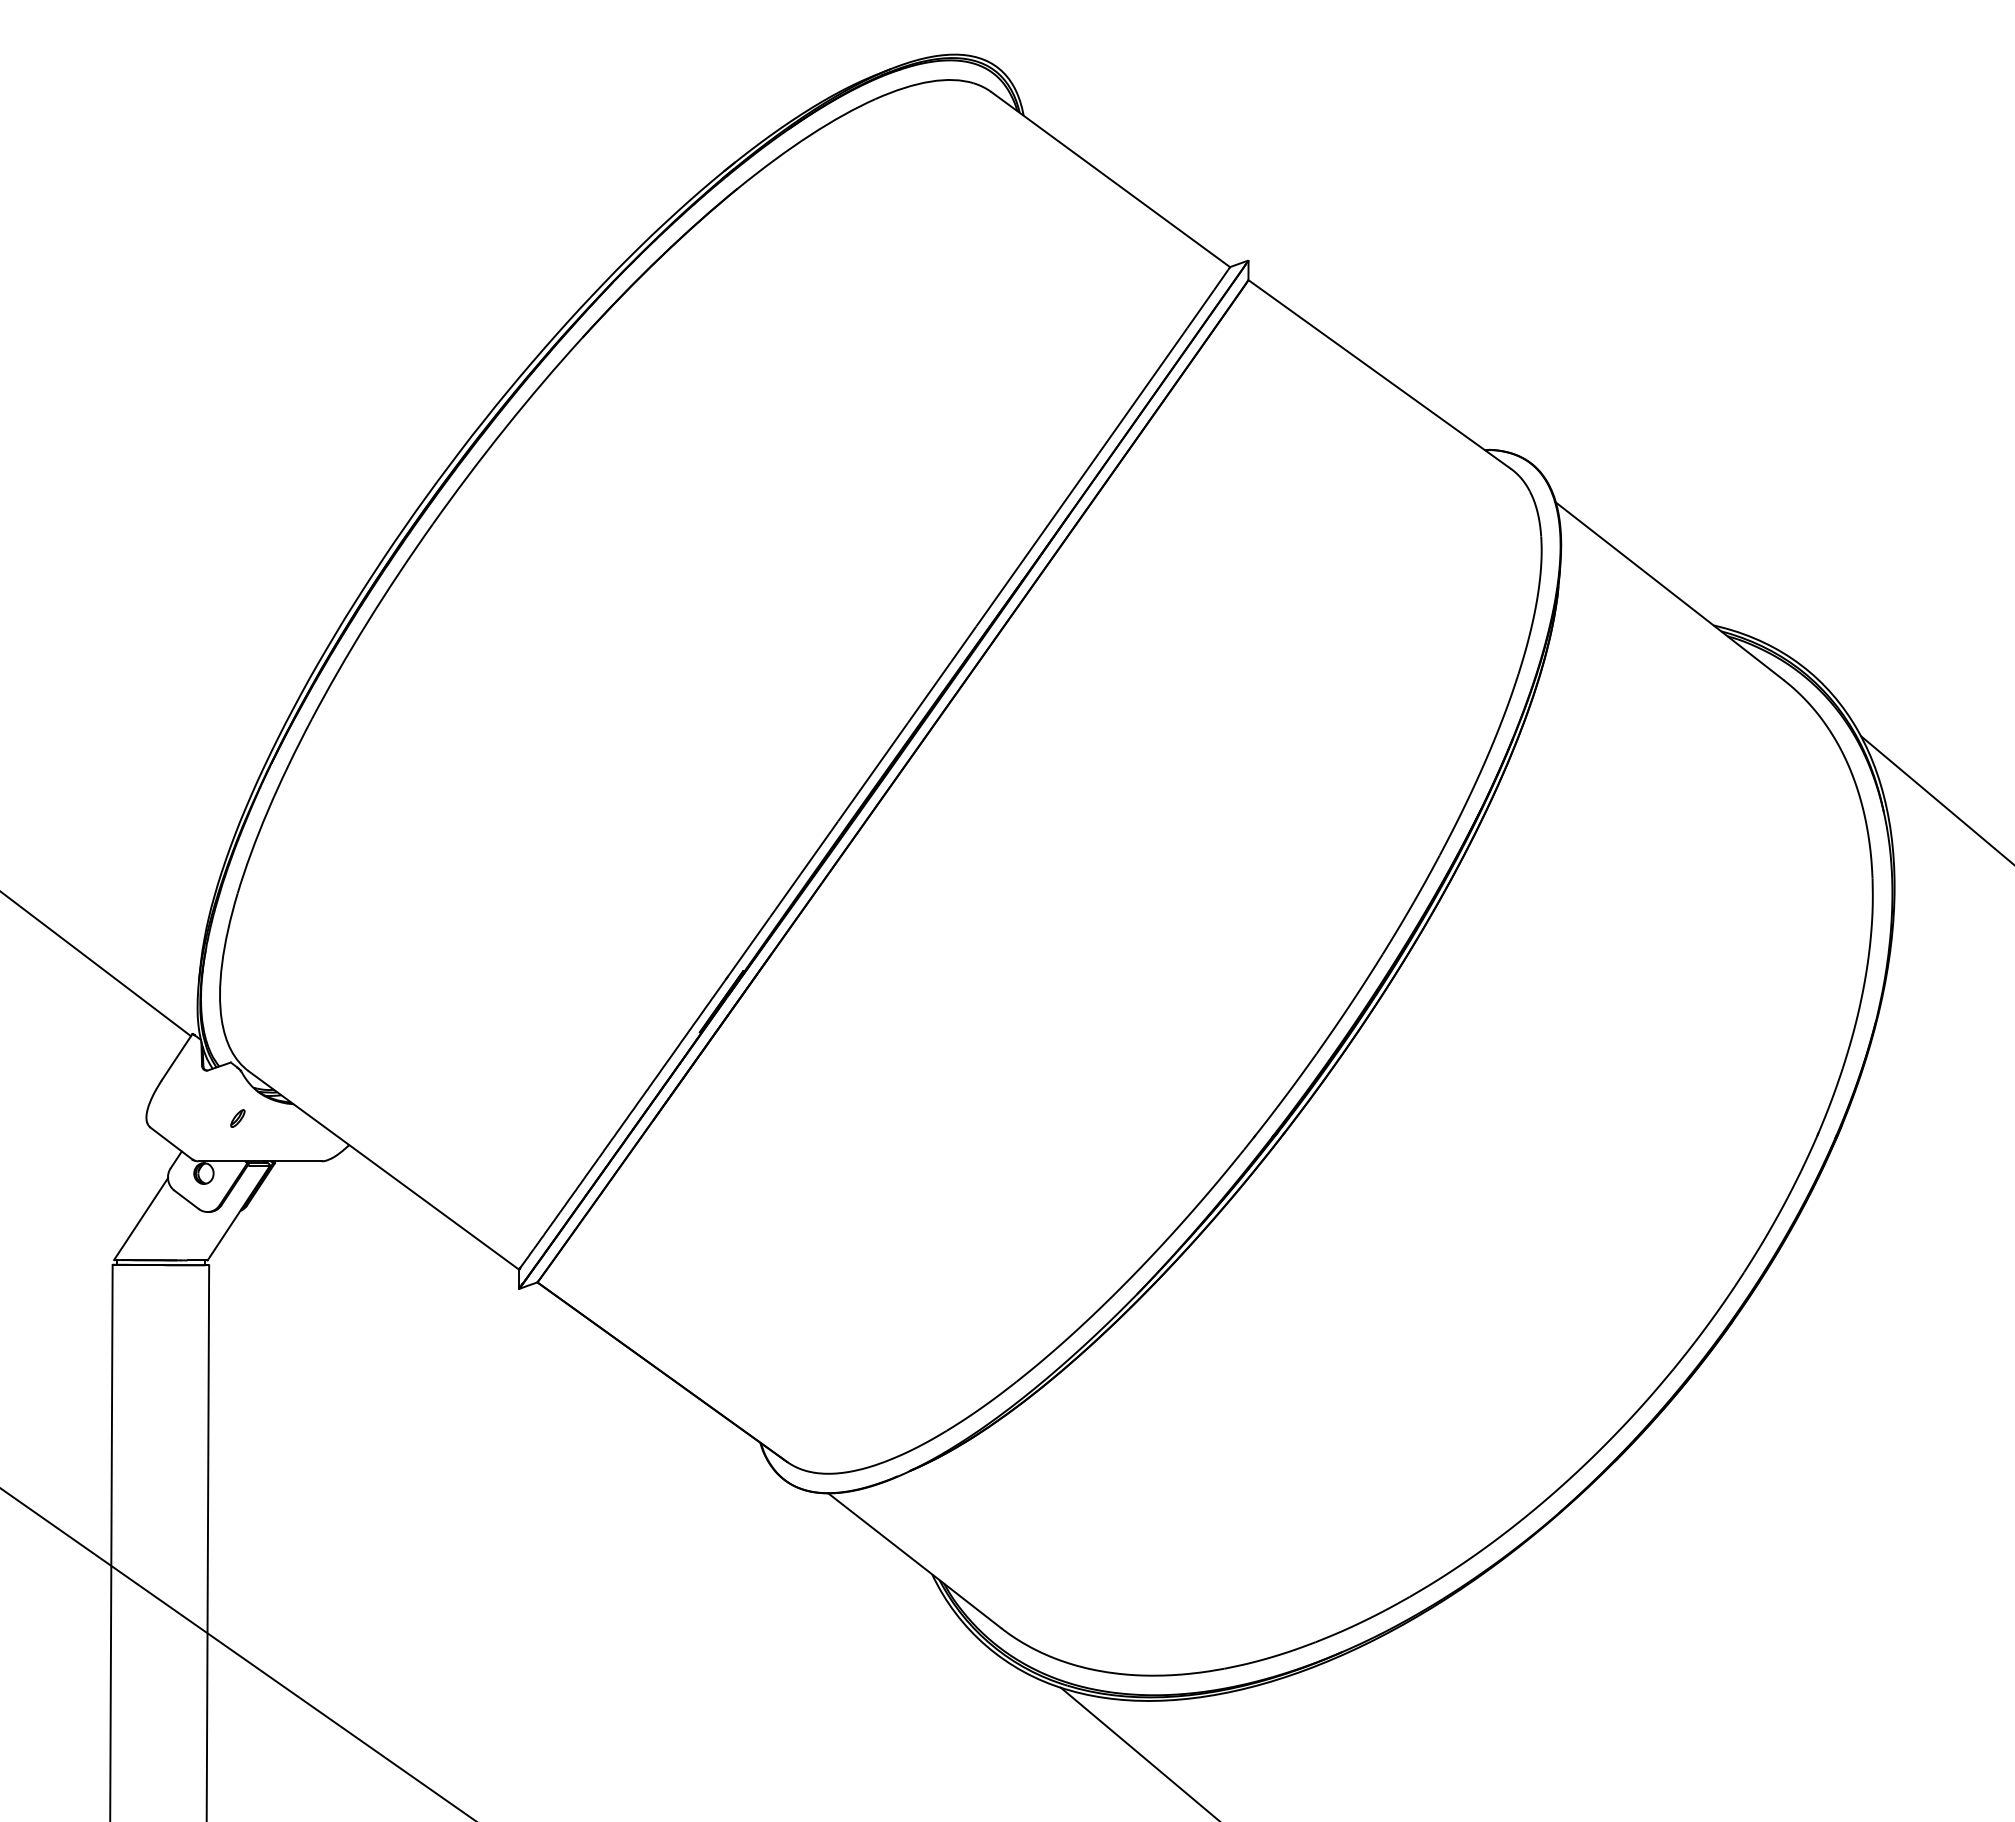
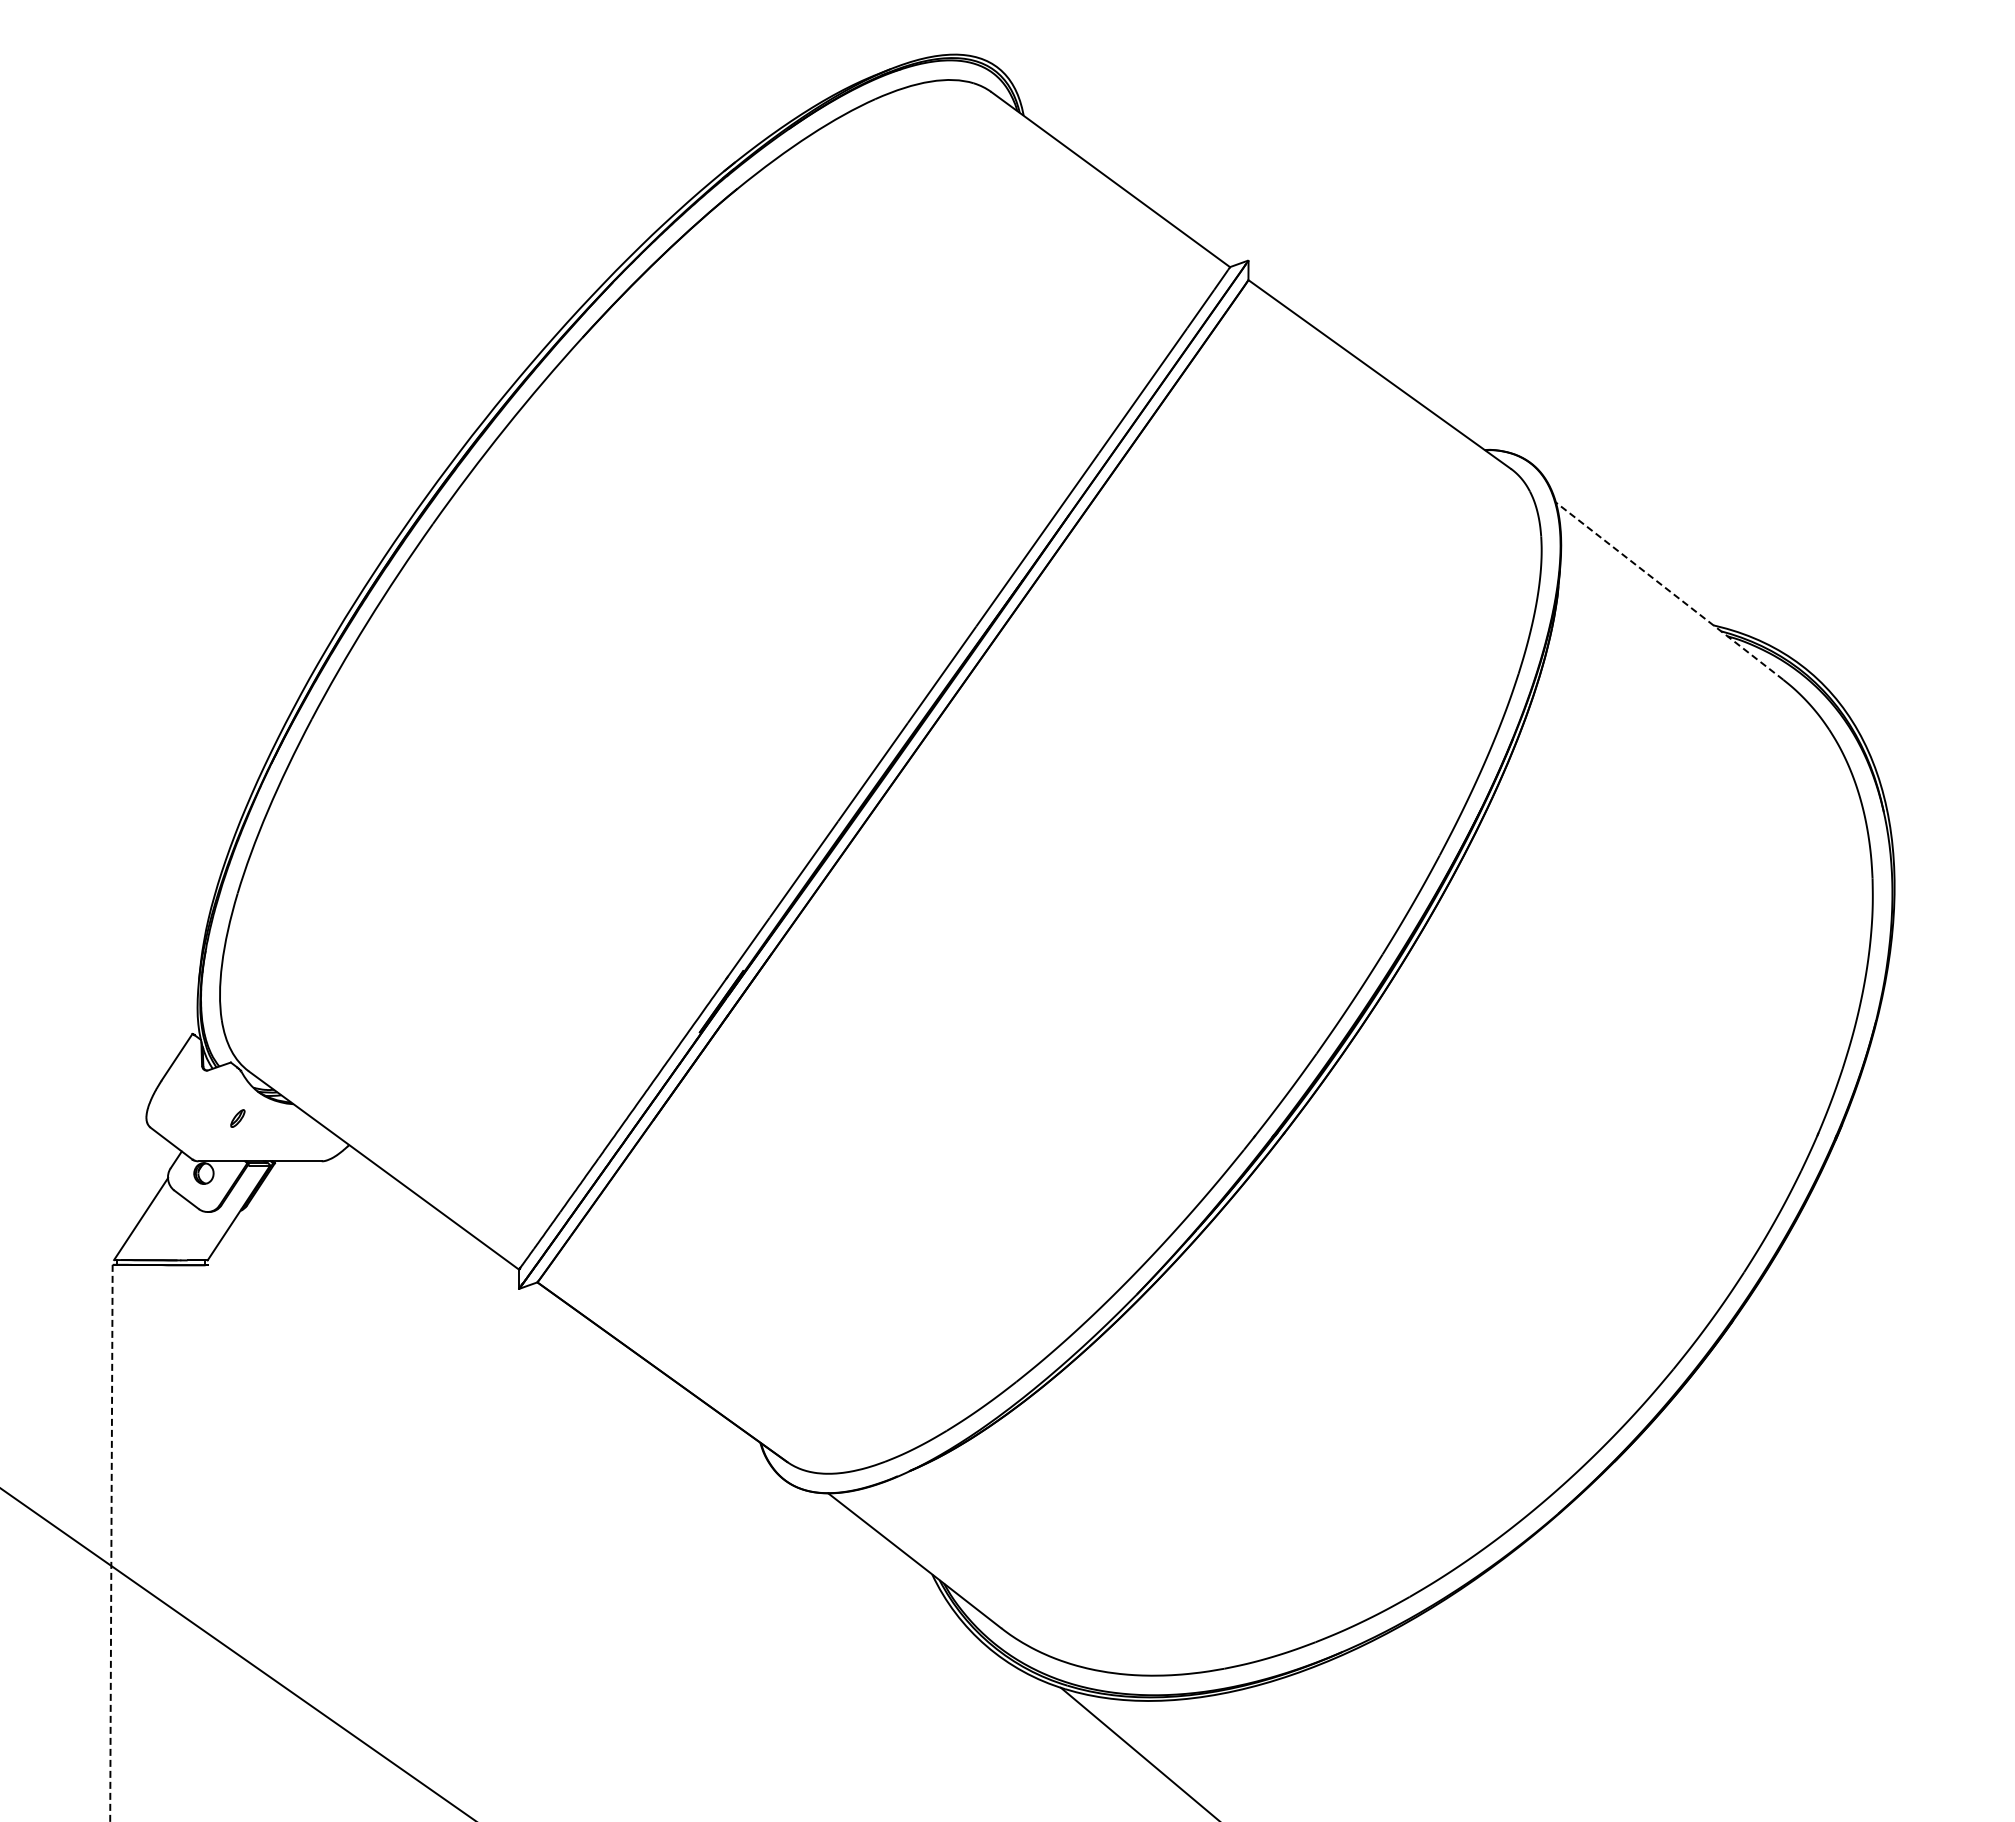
line: solid -> dashed (1669, 590)
line: present -> none (1936, 799)
line: present -> none (96, 964)
line: present -> none (207, 1541)
line: solid -> dashed (111, 1543)
